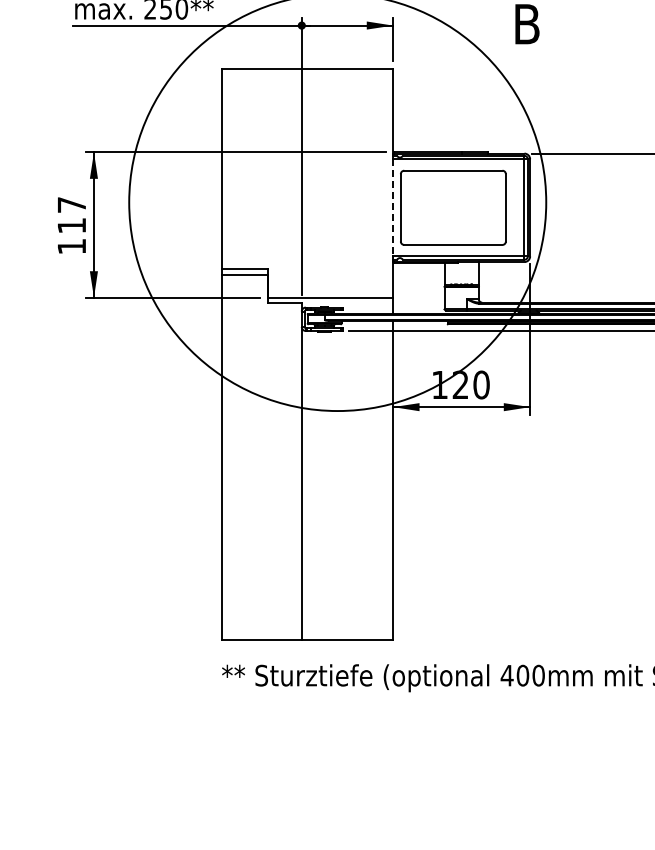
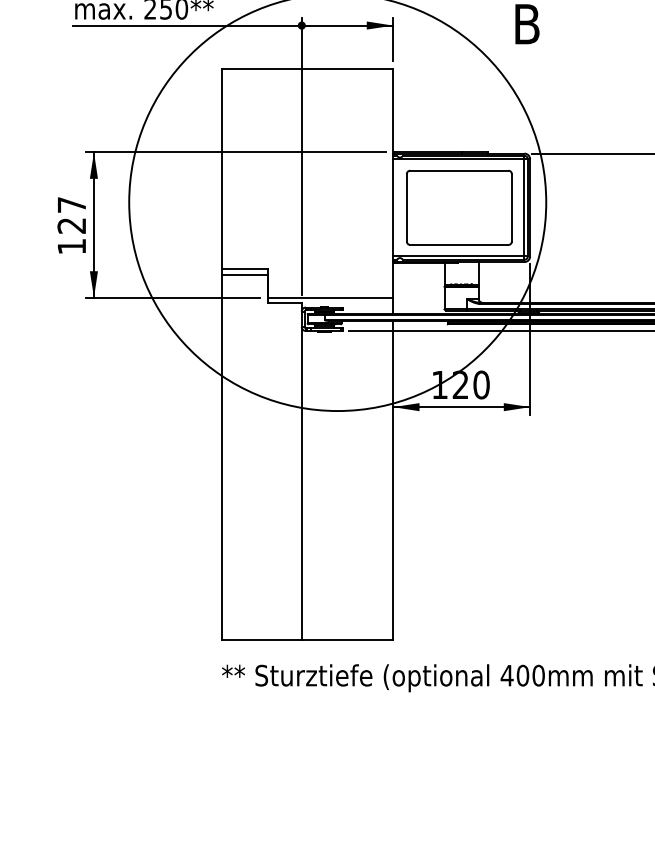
line: dashed -> solid (393, 207)
part position: (453, 207) -> (459, 207) (459, 207)
text: 117 -> 127 (71, 225)
